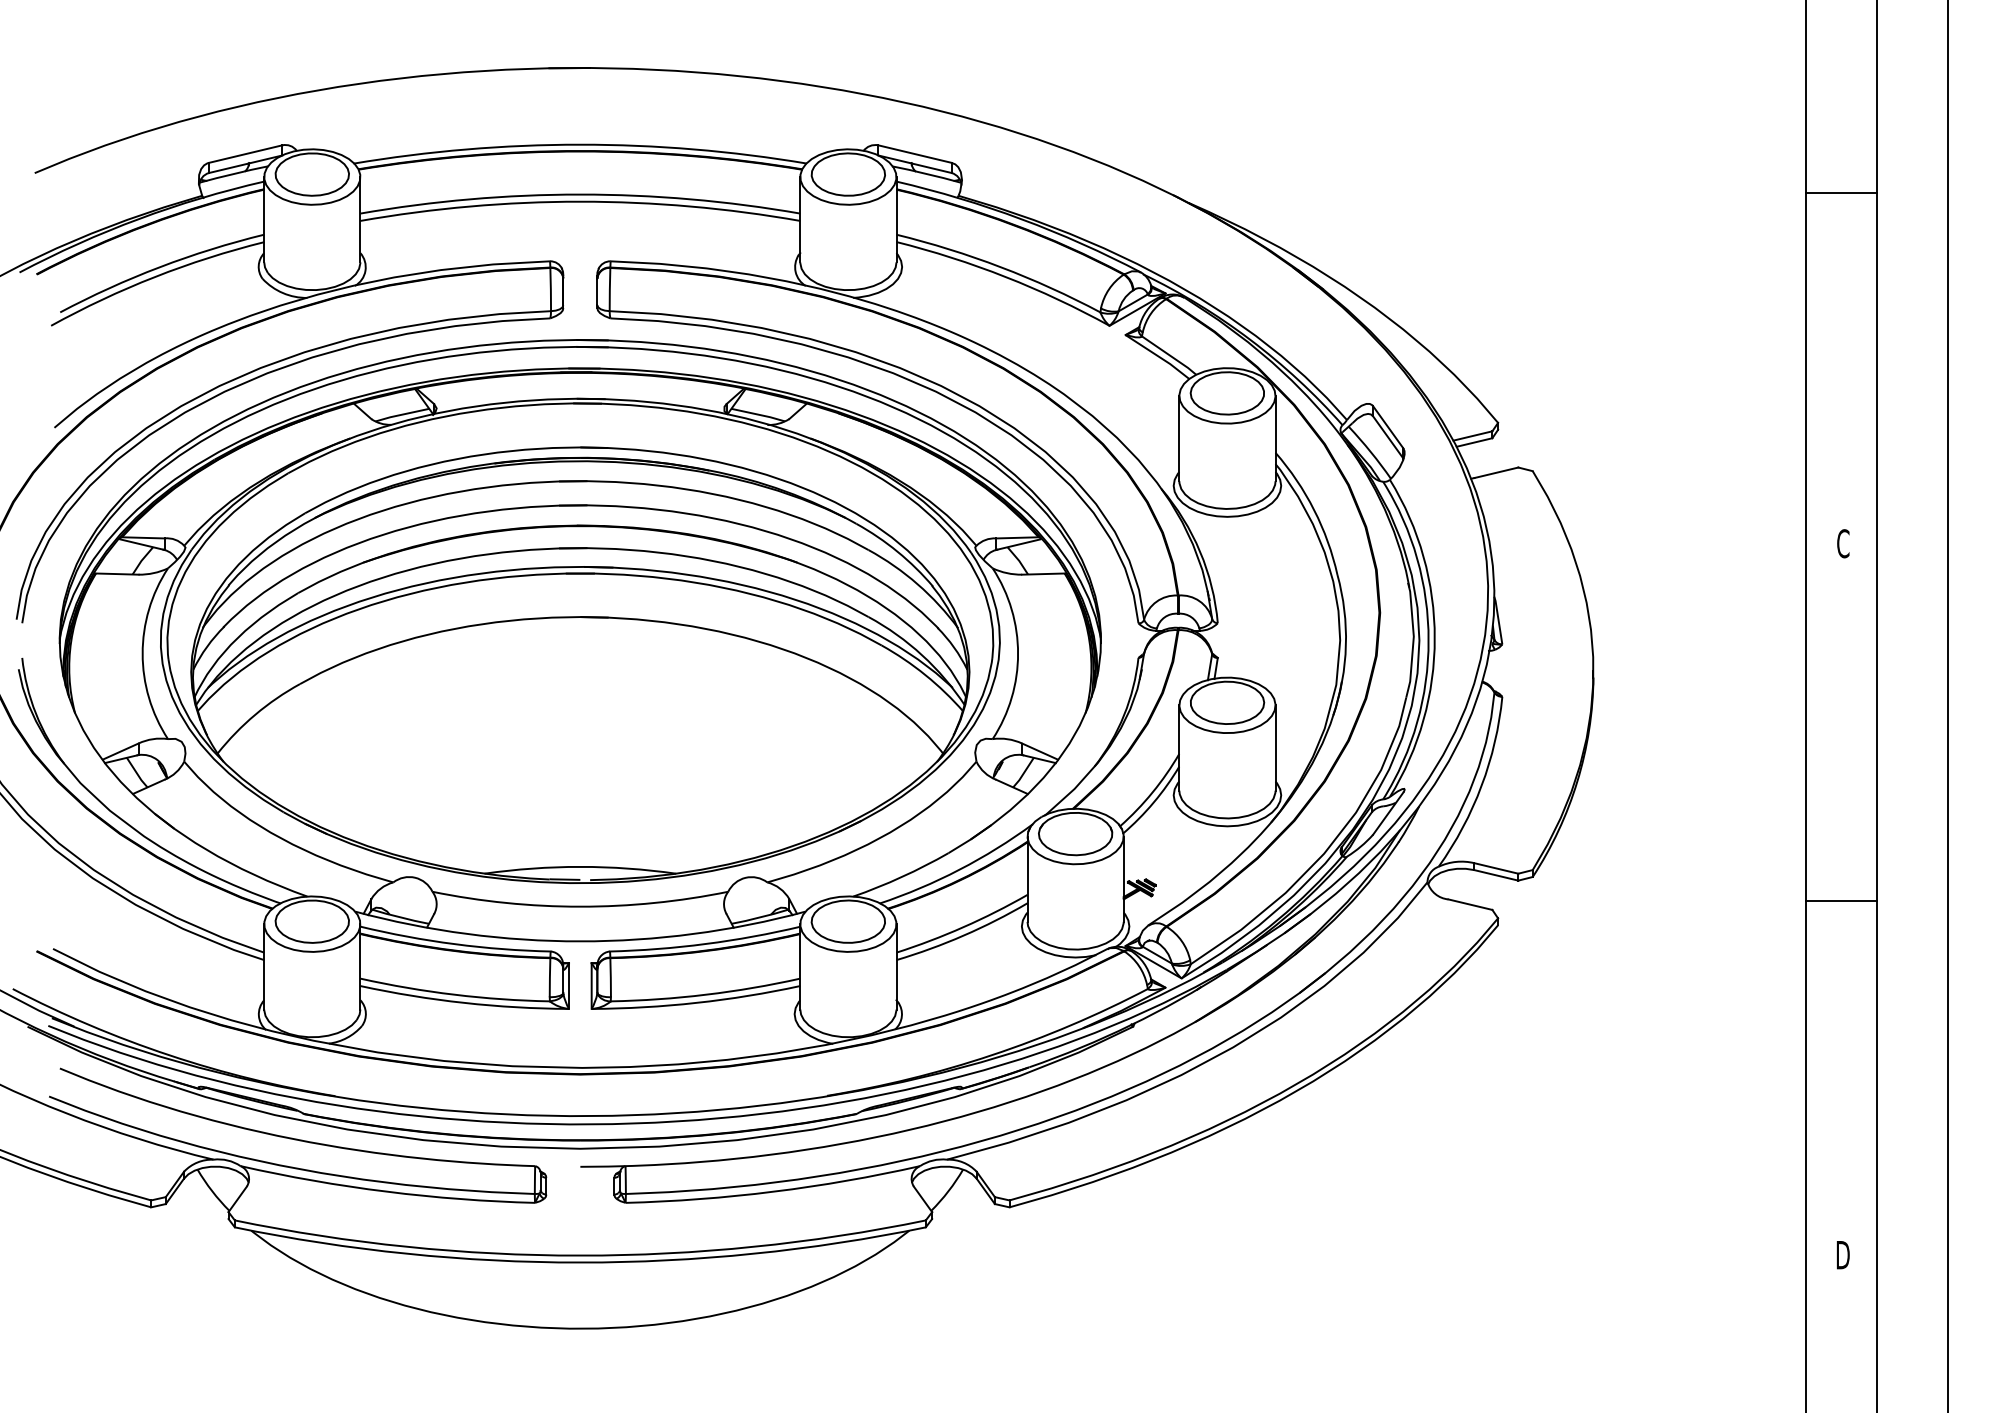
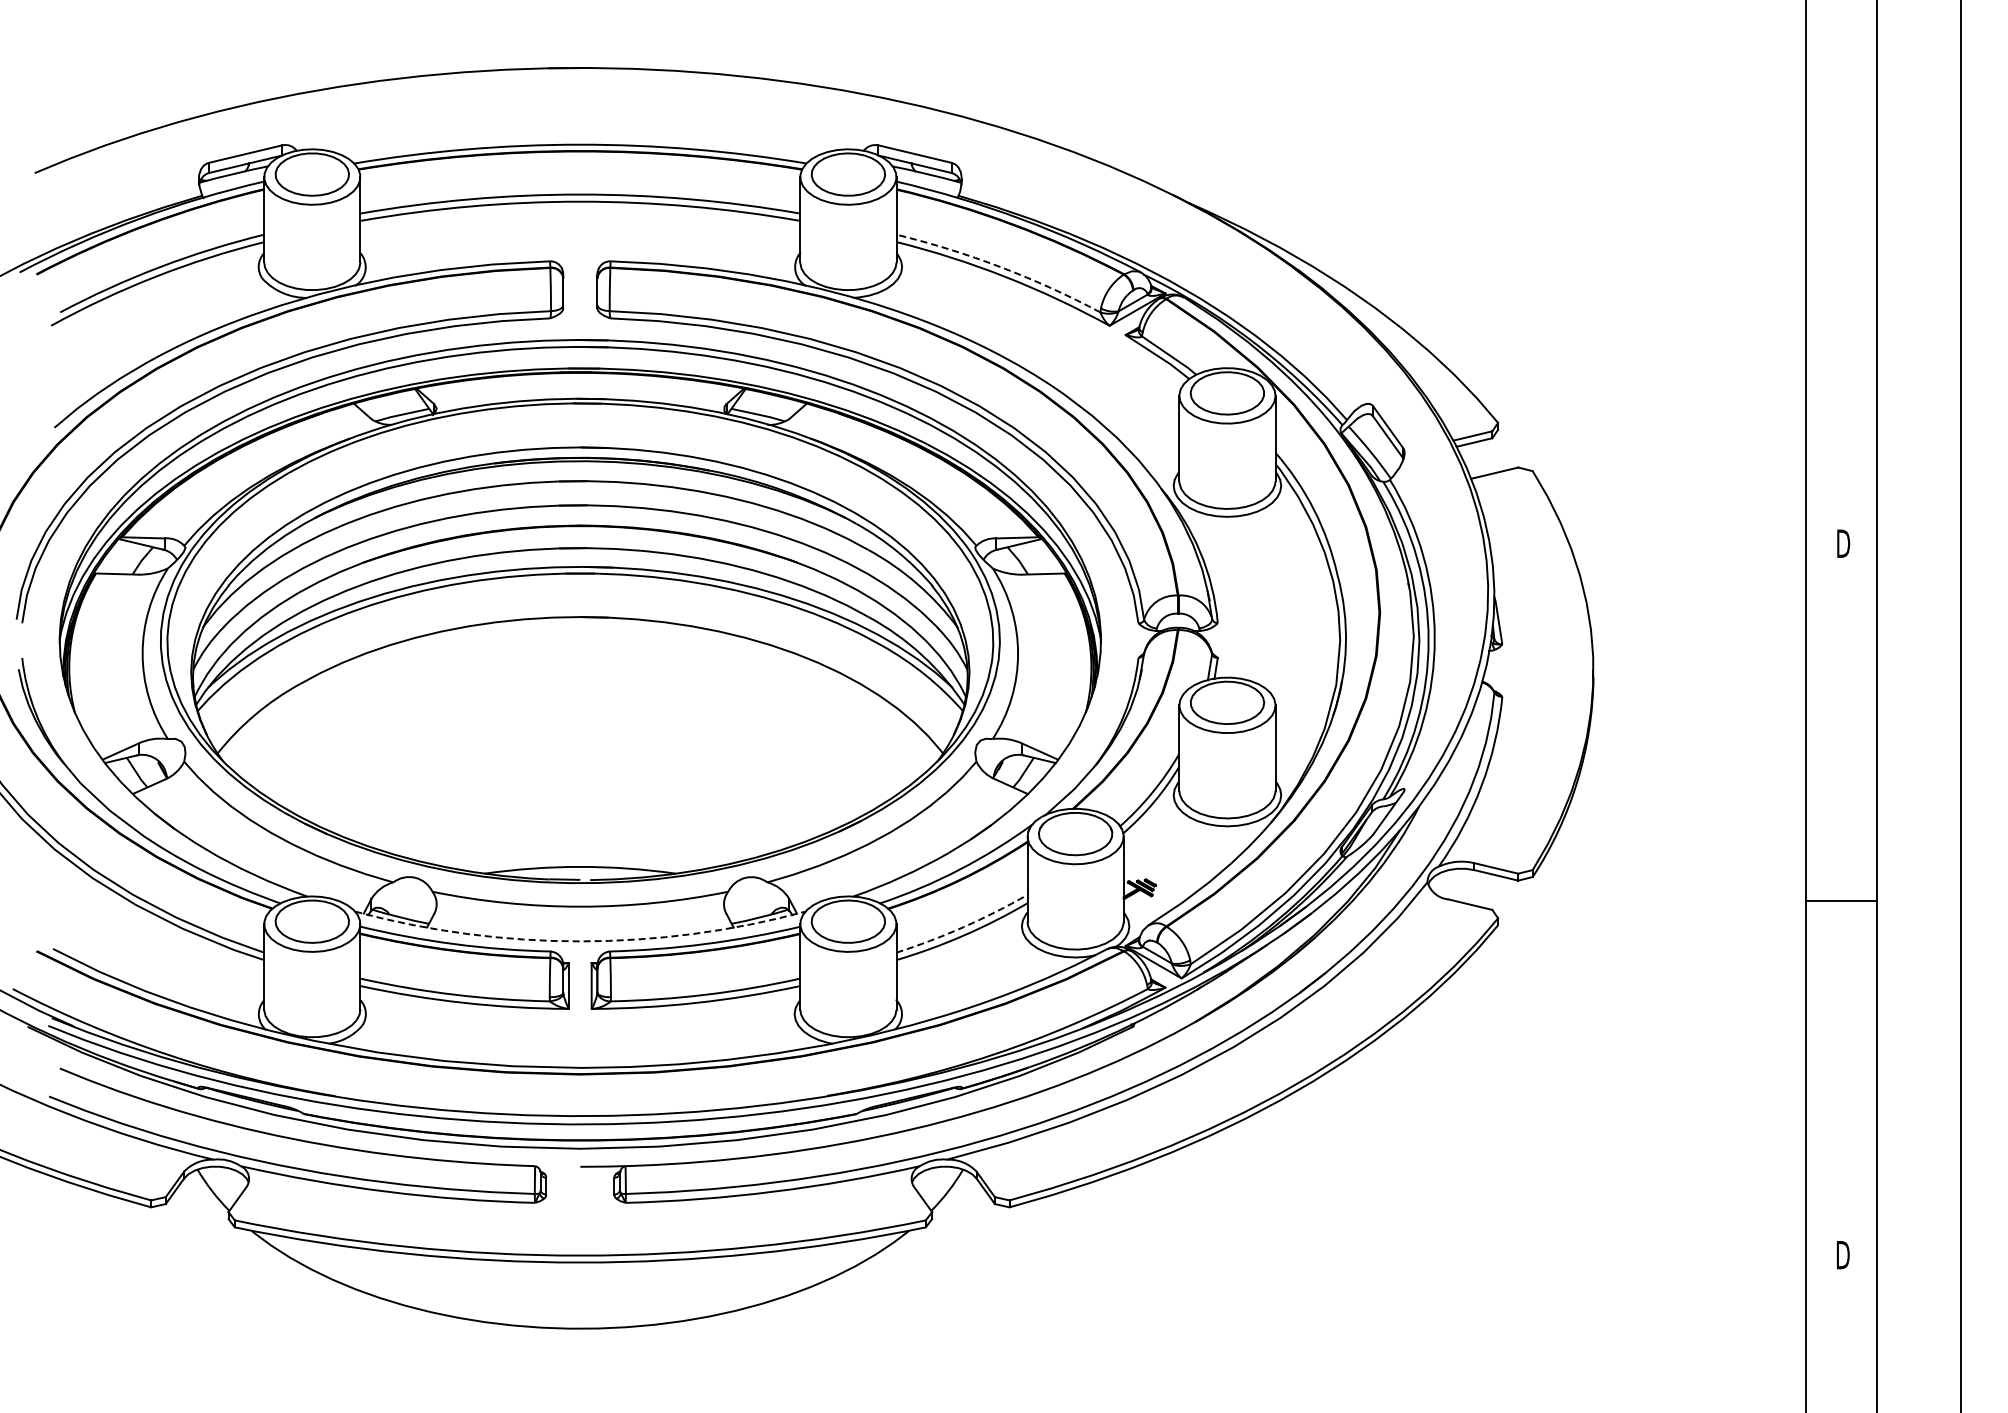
line: present -> none (1841, 193)
arc: solid -> dashed (1000, 267)
text: C -> D (1843, 543)
line position: (1947, 705) -> (1960, 705) (1960, 705)
arc: solid -> dashed (963, 927)
arc: solid -> dashed (580, 941)
